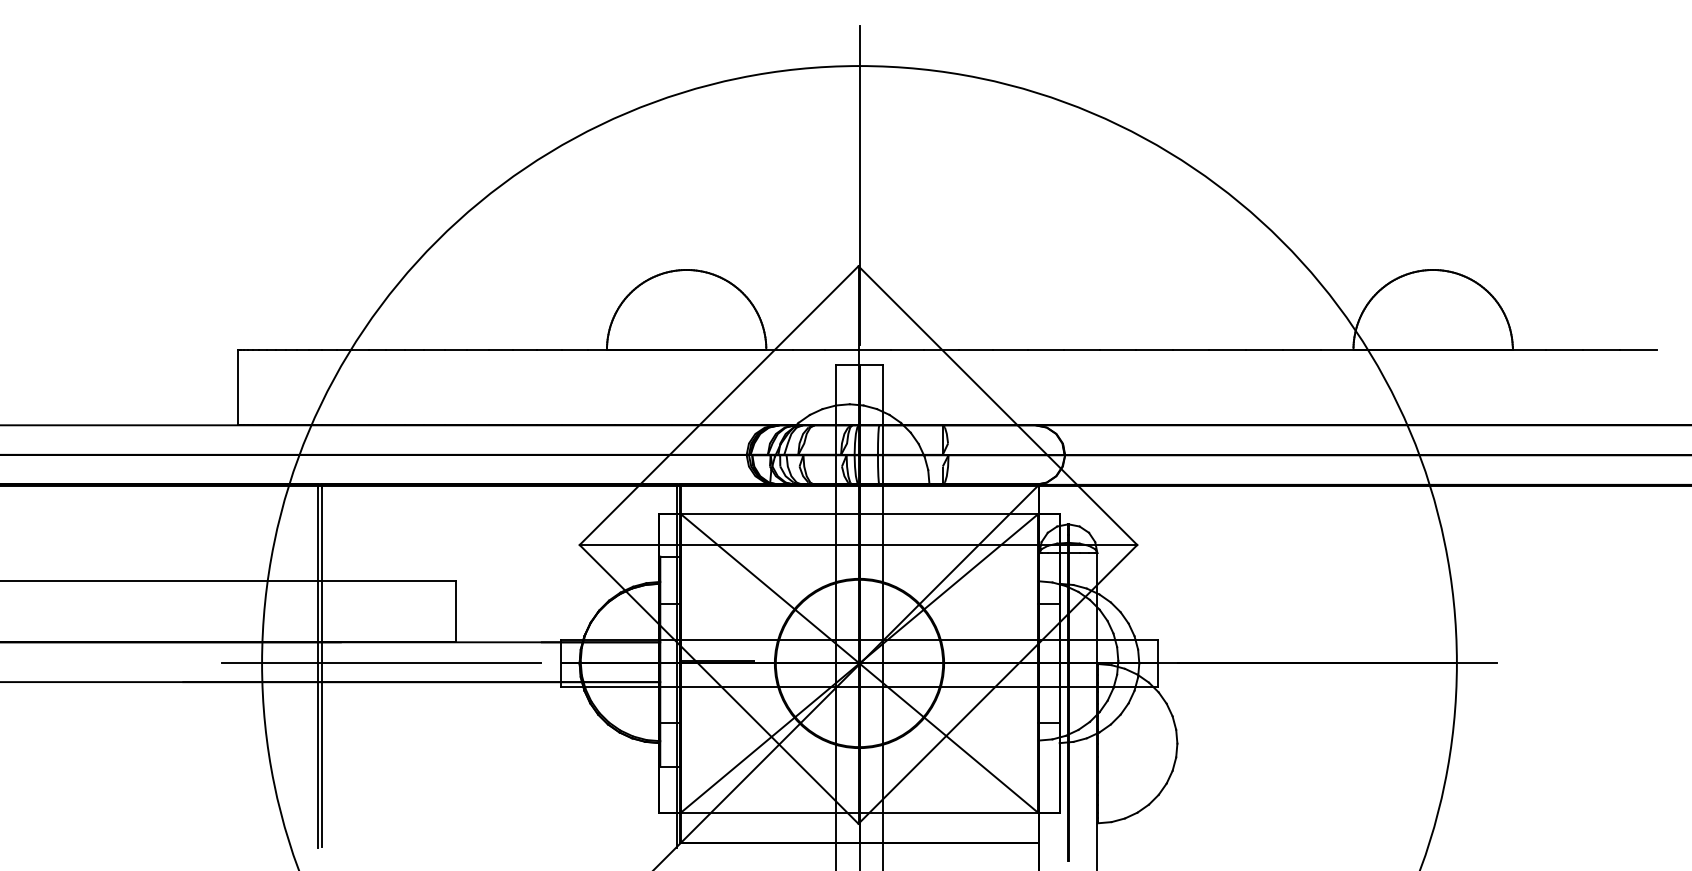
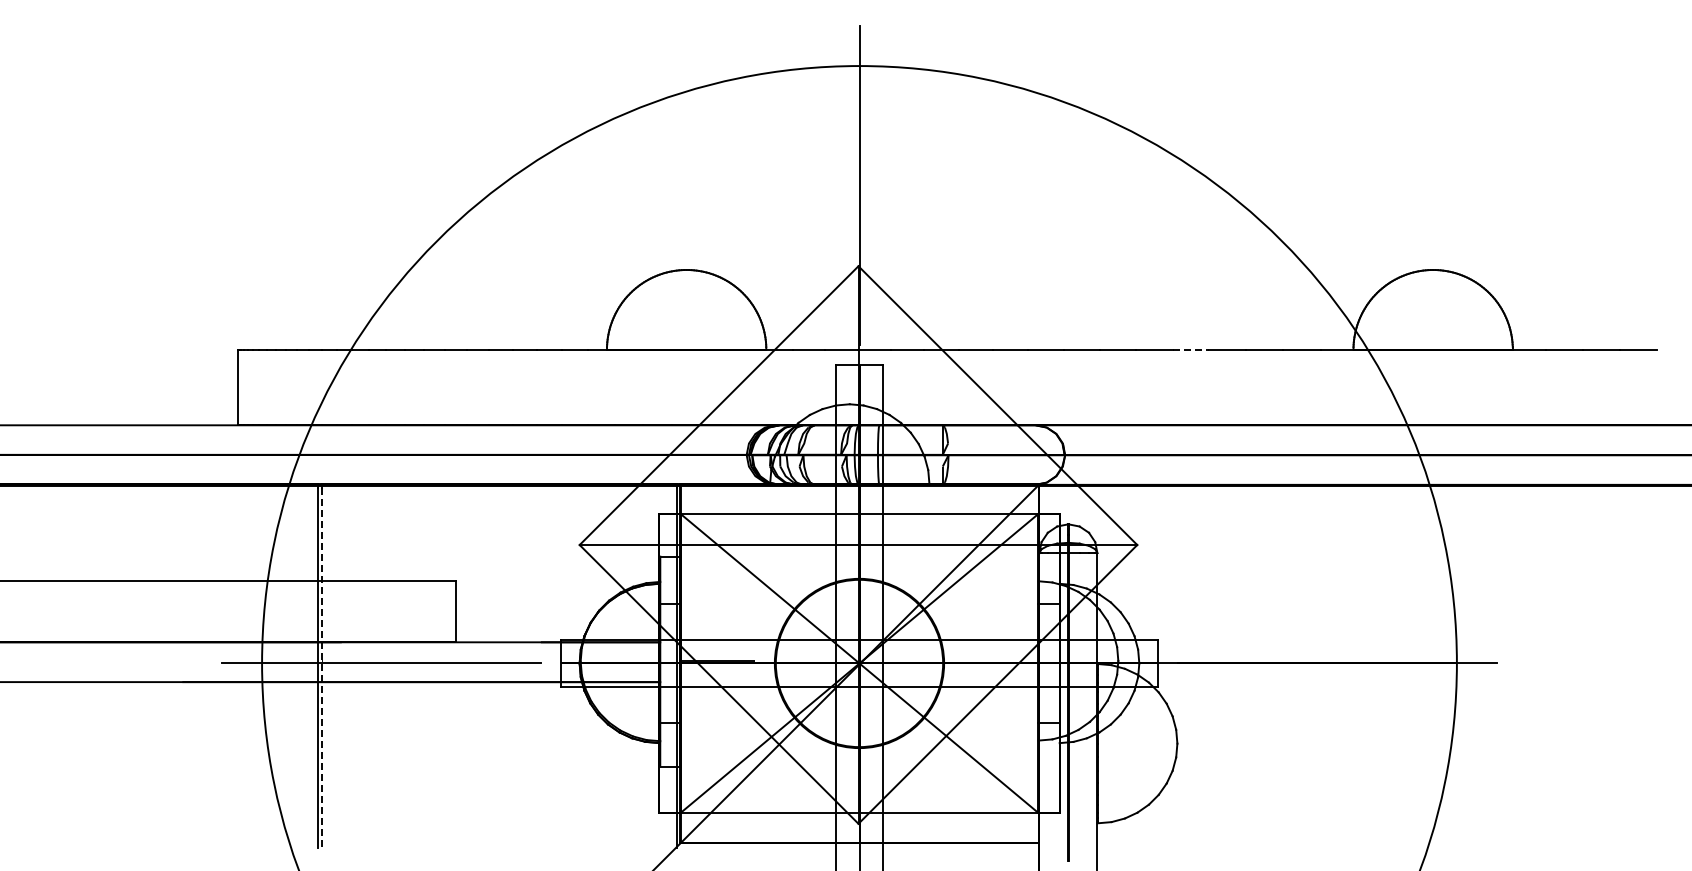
line: solid -> dashed (1191, 349)
line: solid -> dashed (322, 667)
